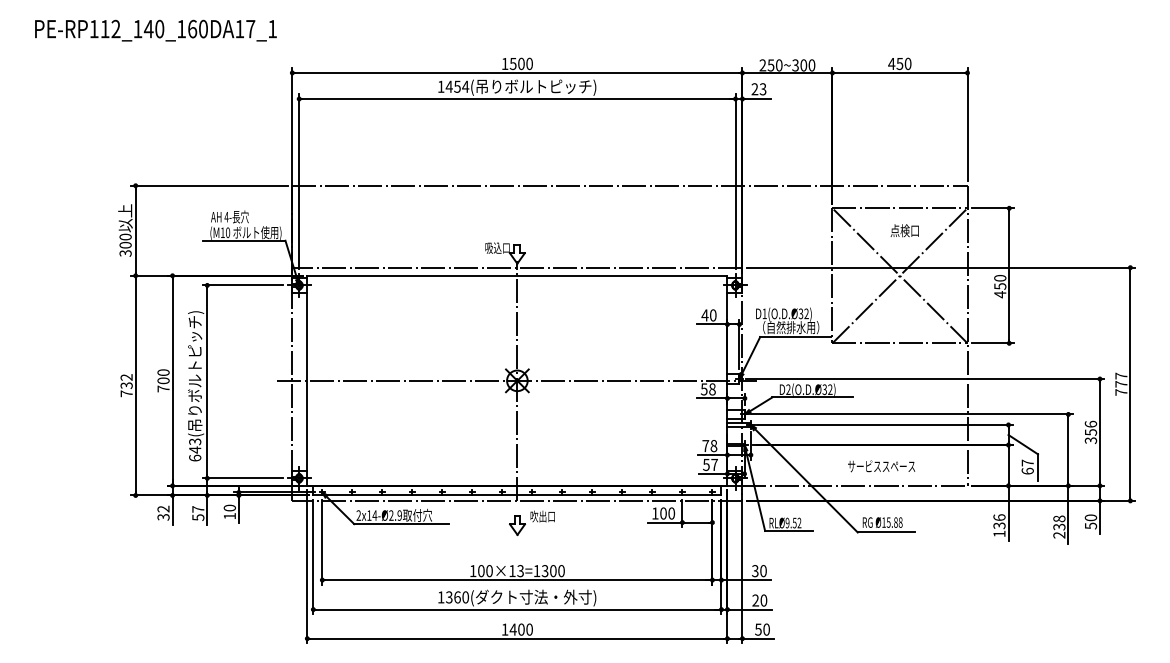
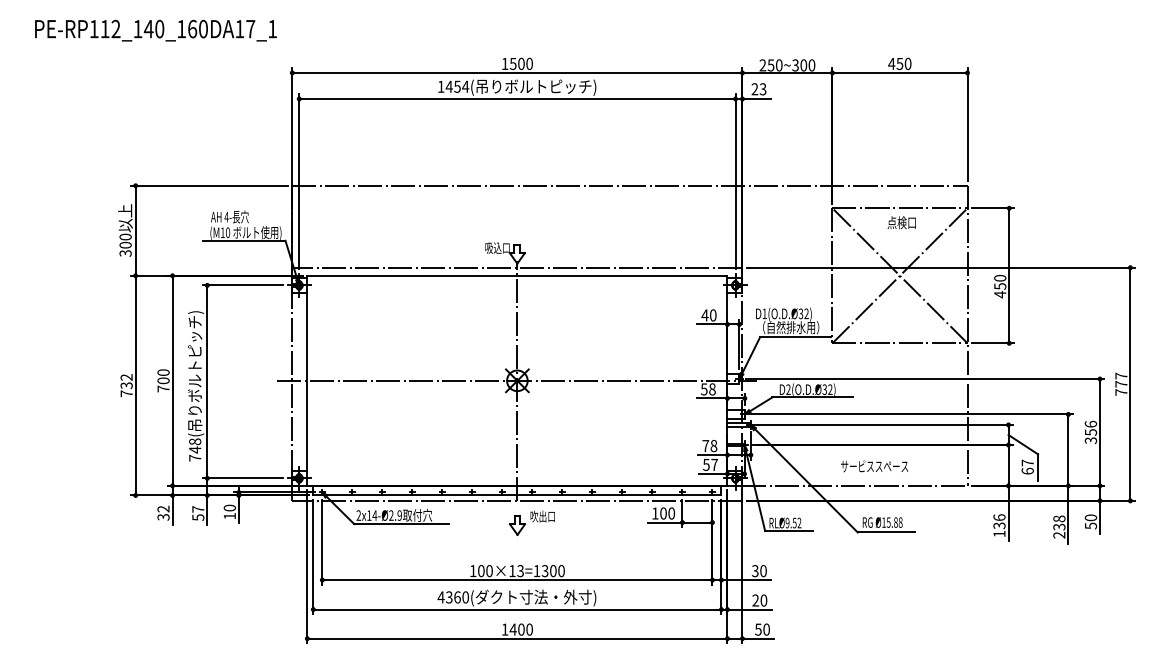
text position: (904, 230) -> (901, 222) (901, 222)
text: 643( -> 748( (195, 449)
text position: (881, 466) -> (874, 466) (874, 466)
text: 1360( -> 4360( (440, 597)
